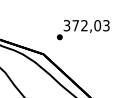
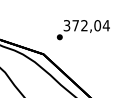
text: 372,03 -> 372,04 (105, 25)
